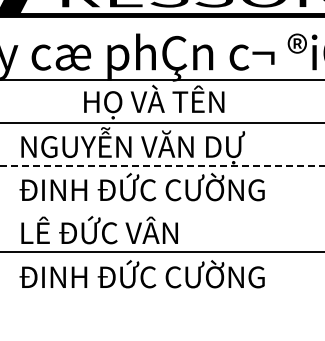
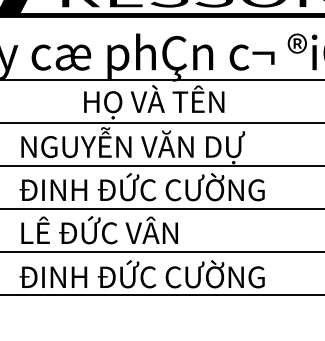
line: dashed -> solid (163, 166)
line: none -> present (161, 209)
line: none -> present (161, 295)
